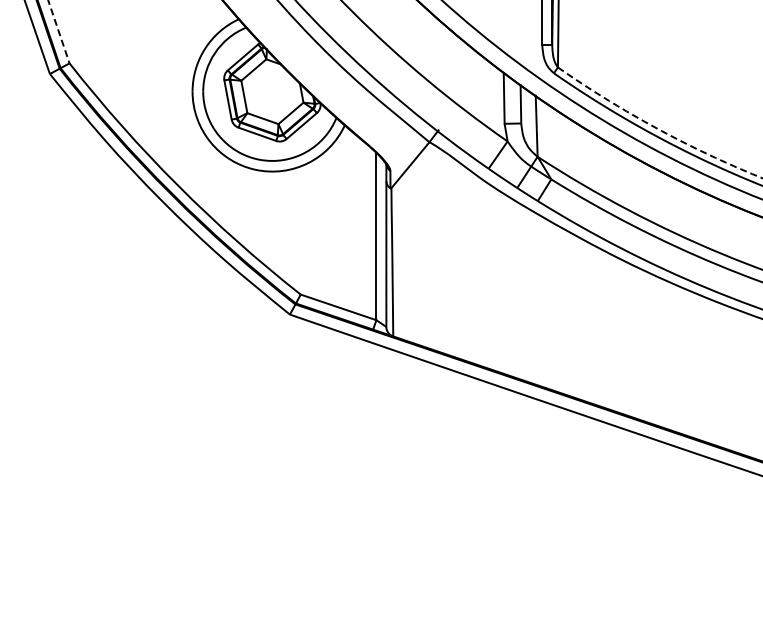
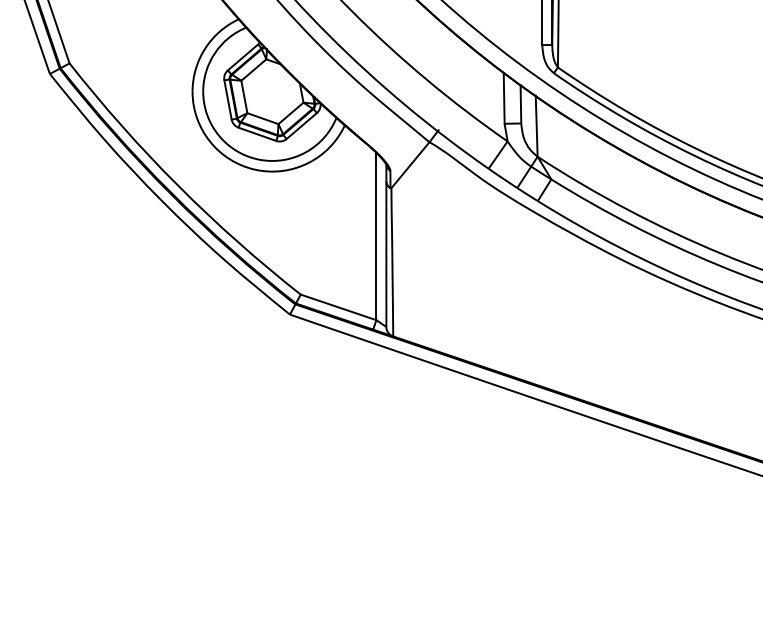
line: dashed -> solid (59, 32)
arc: dashed -> solid (657, 128)
